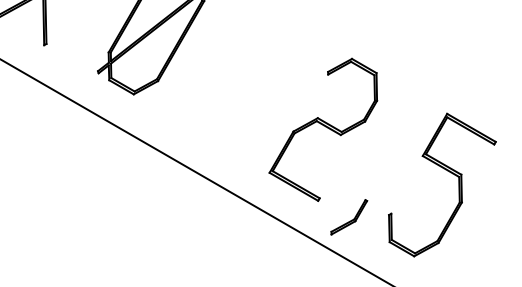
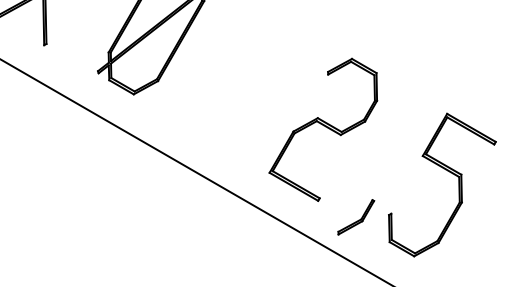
part position: (349, 217) -> (356, 217) (356, 217)
